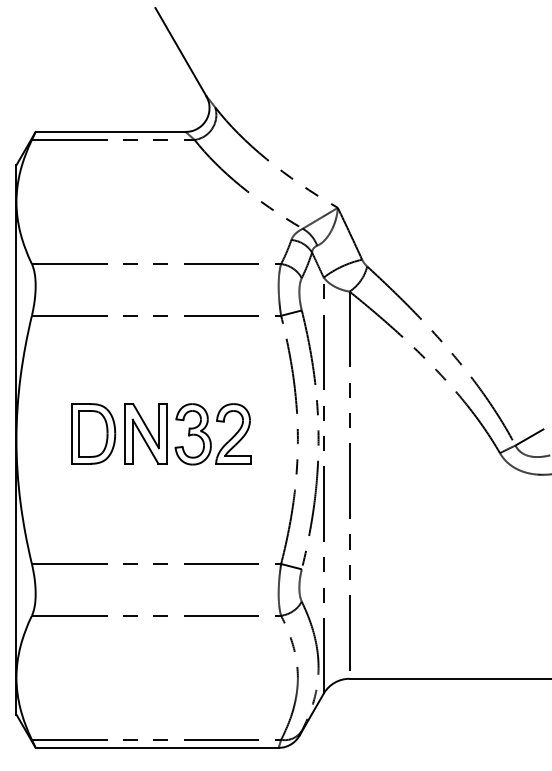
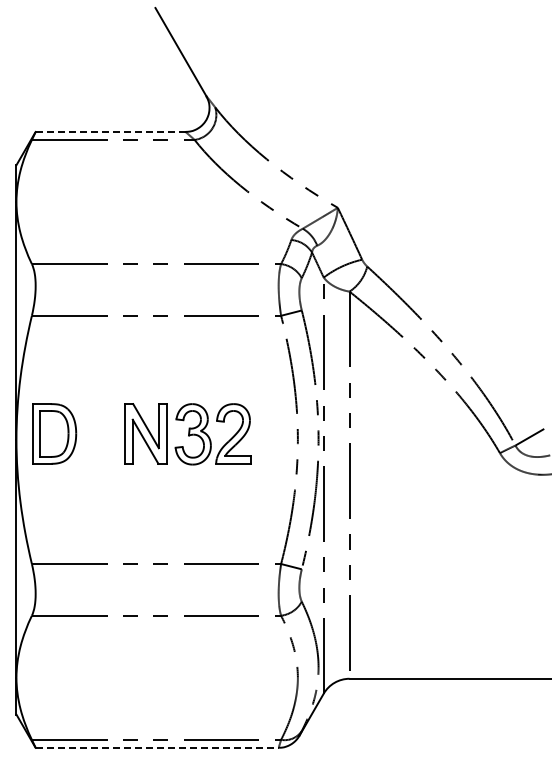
line: solid -> dashed (110, 131)
part position: (93, 433) -> (54, 433) (54, 433)
line: solid -> dashed (157, 747)
